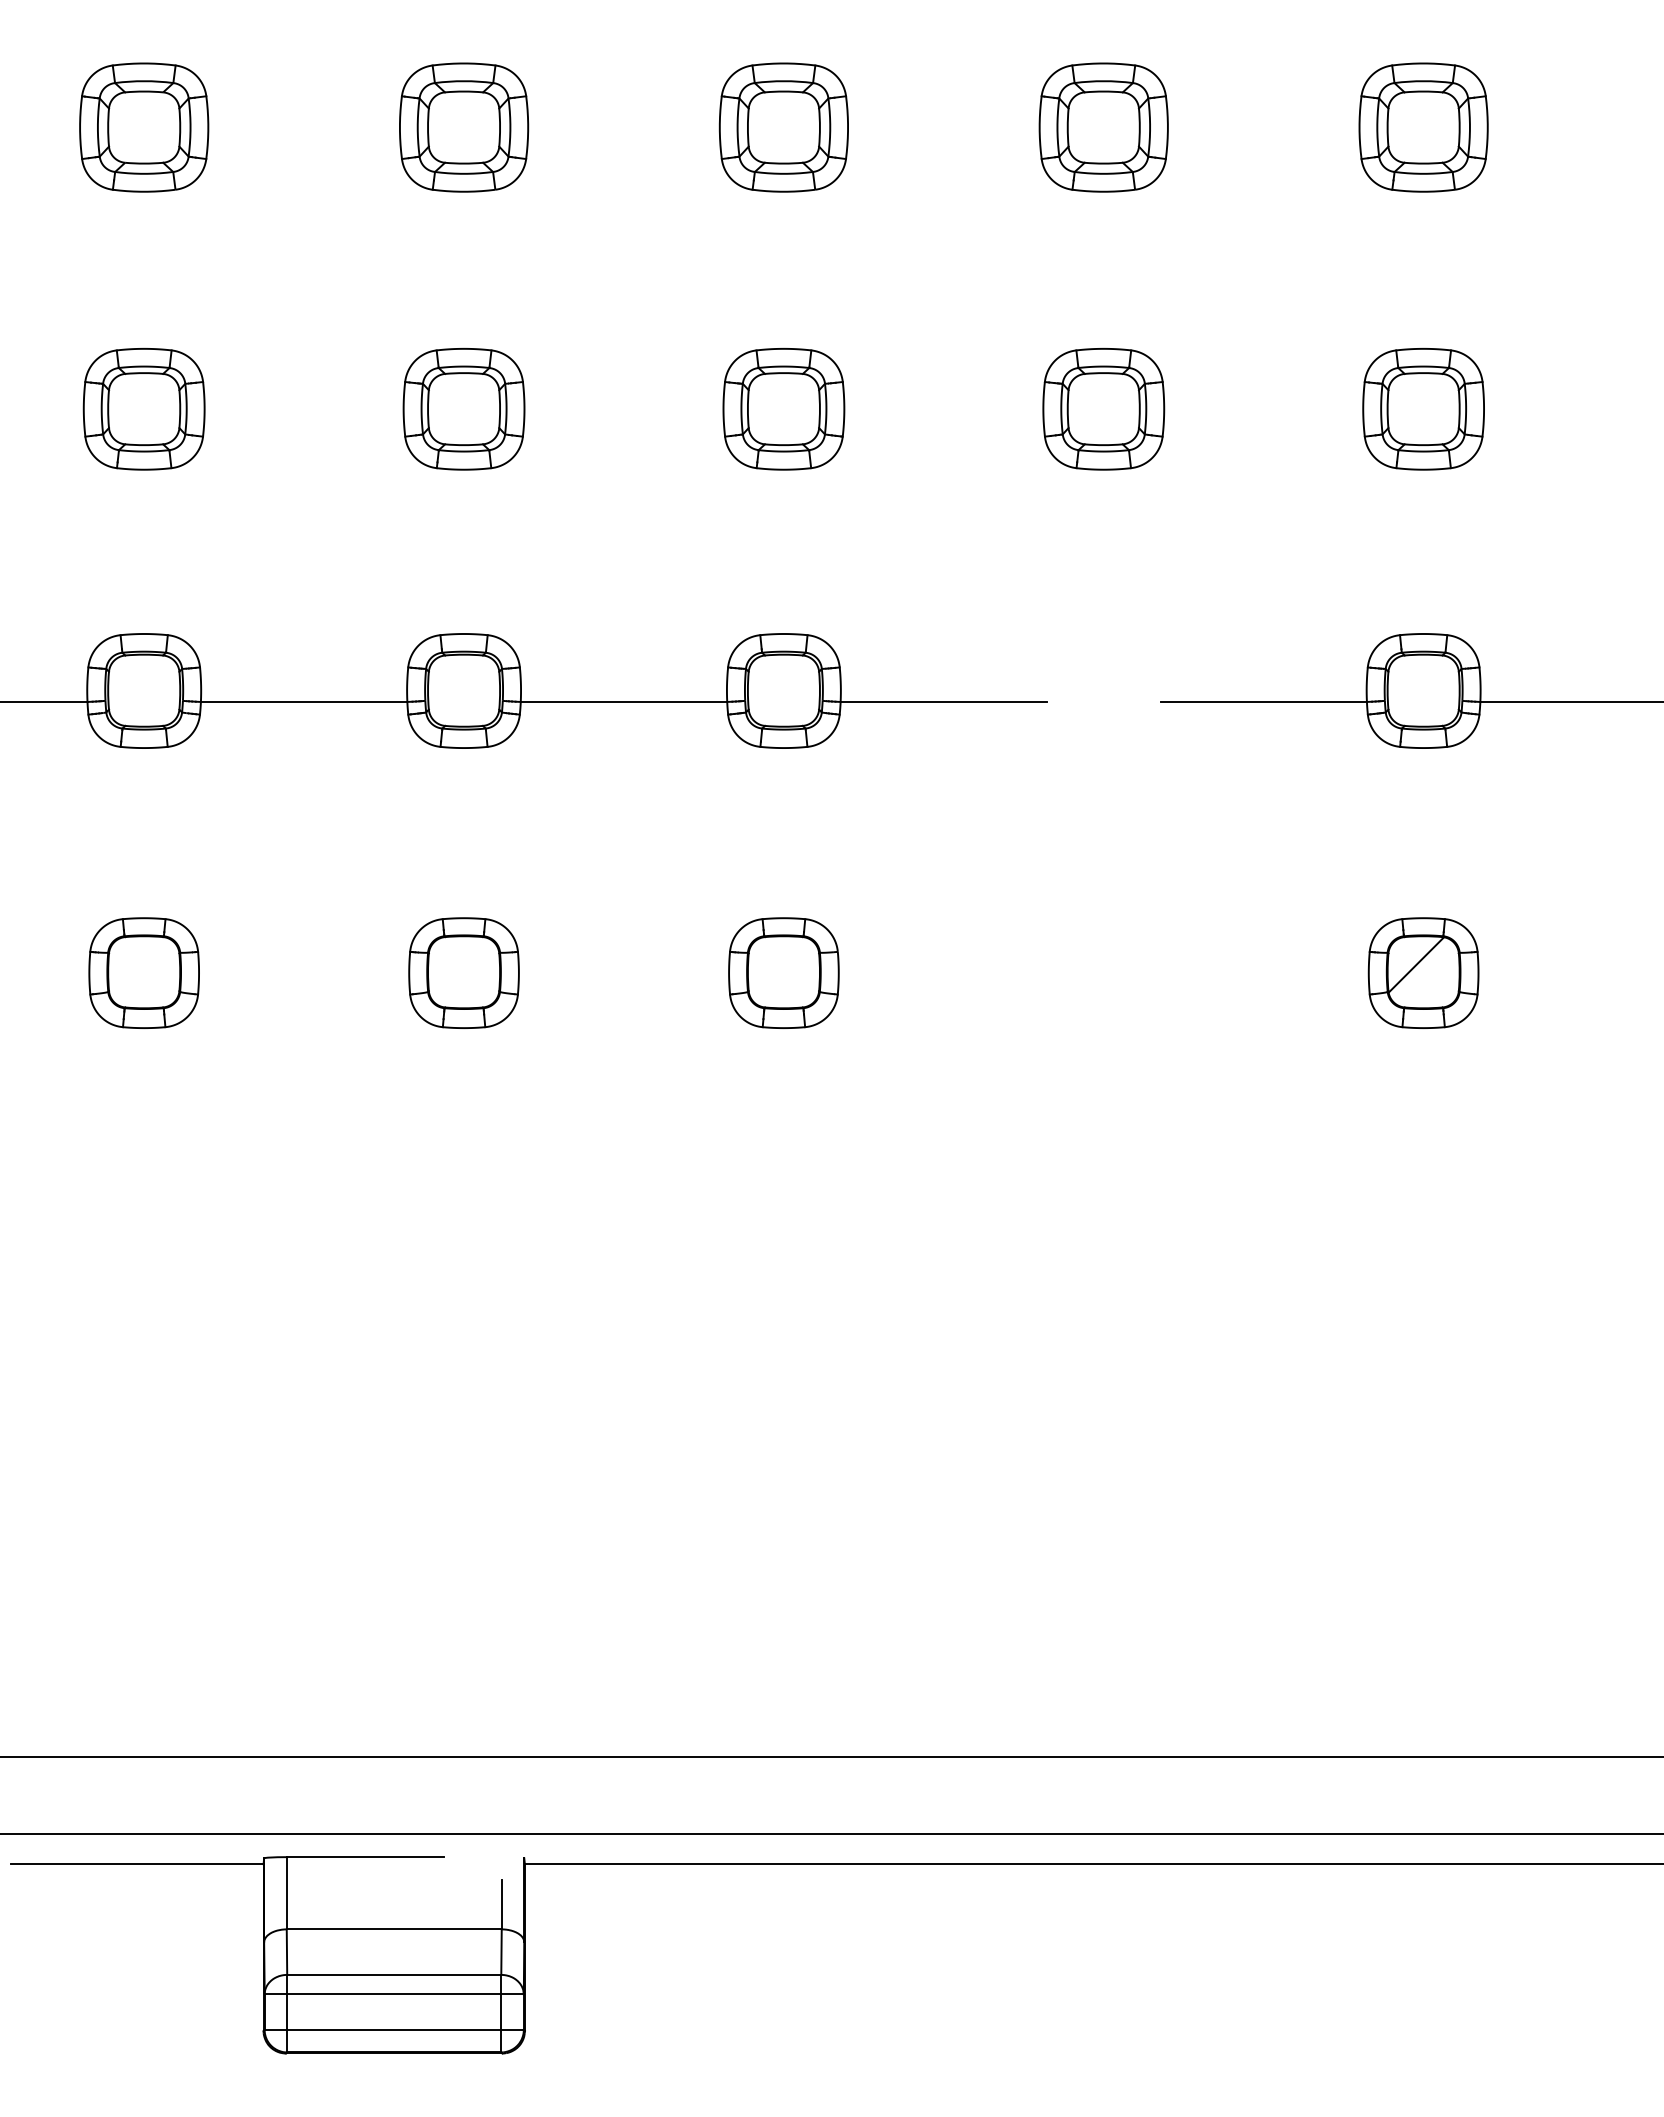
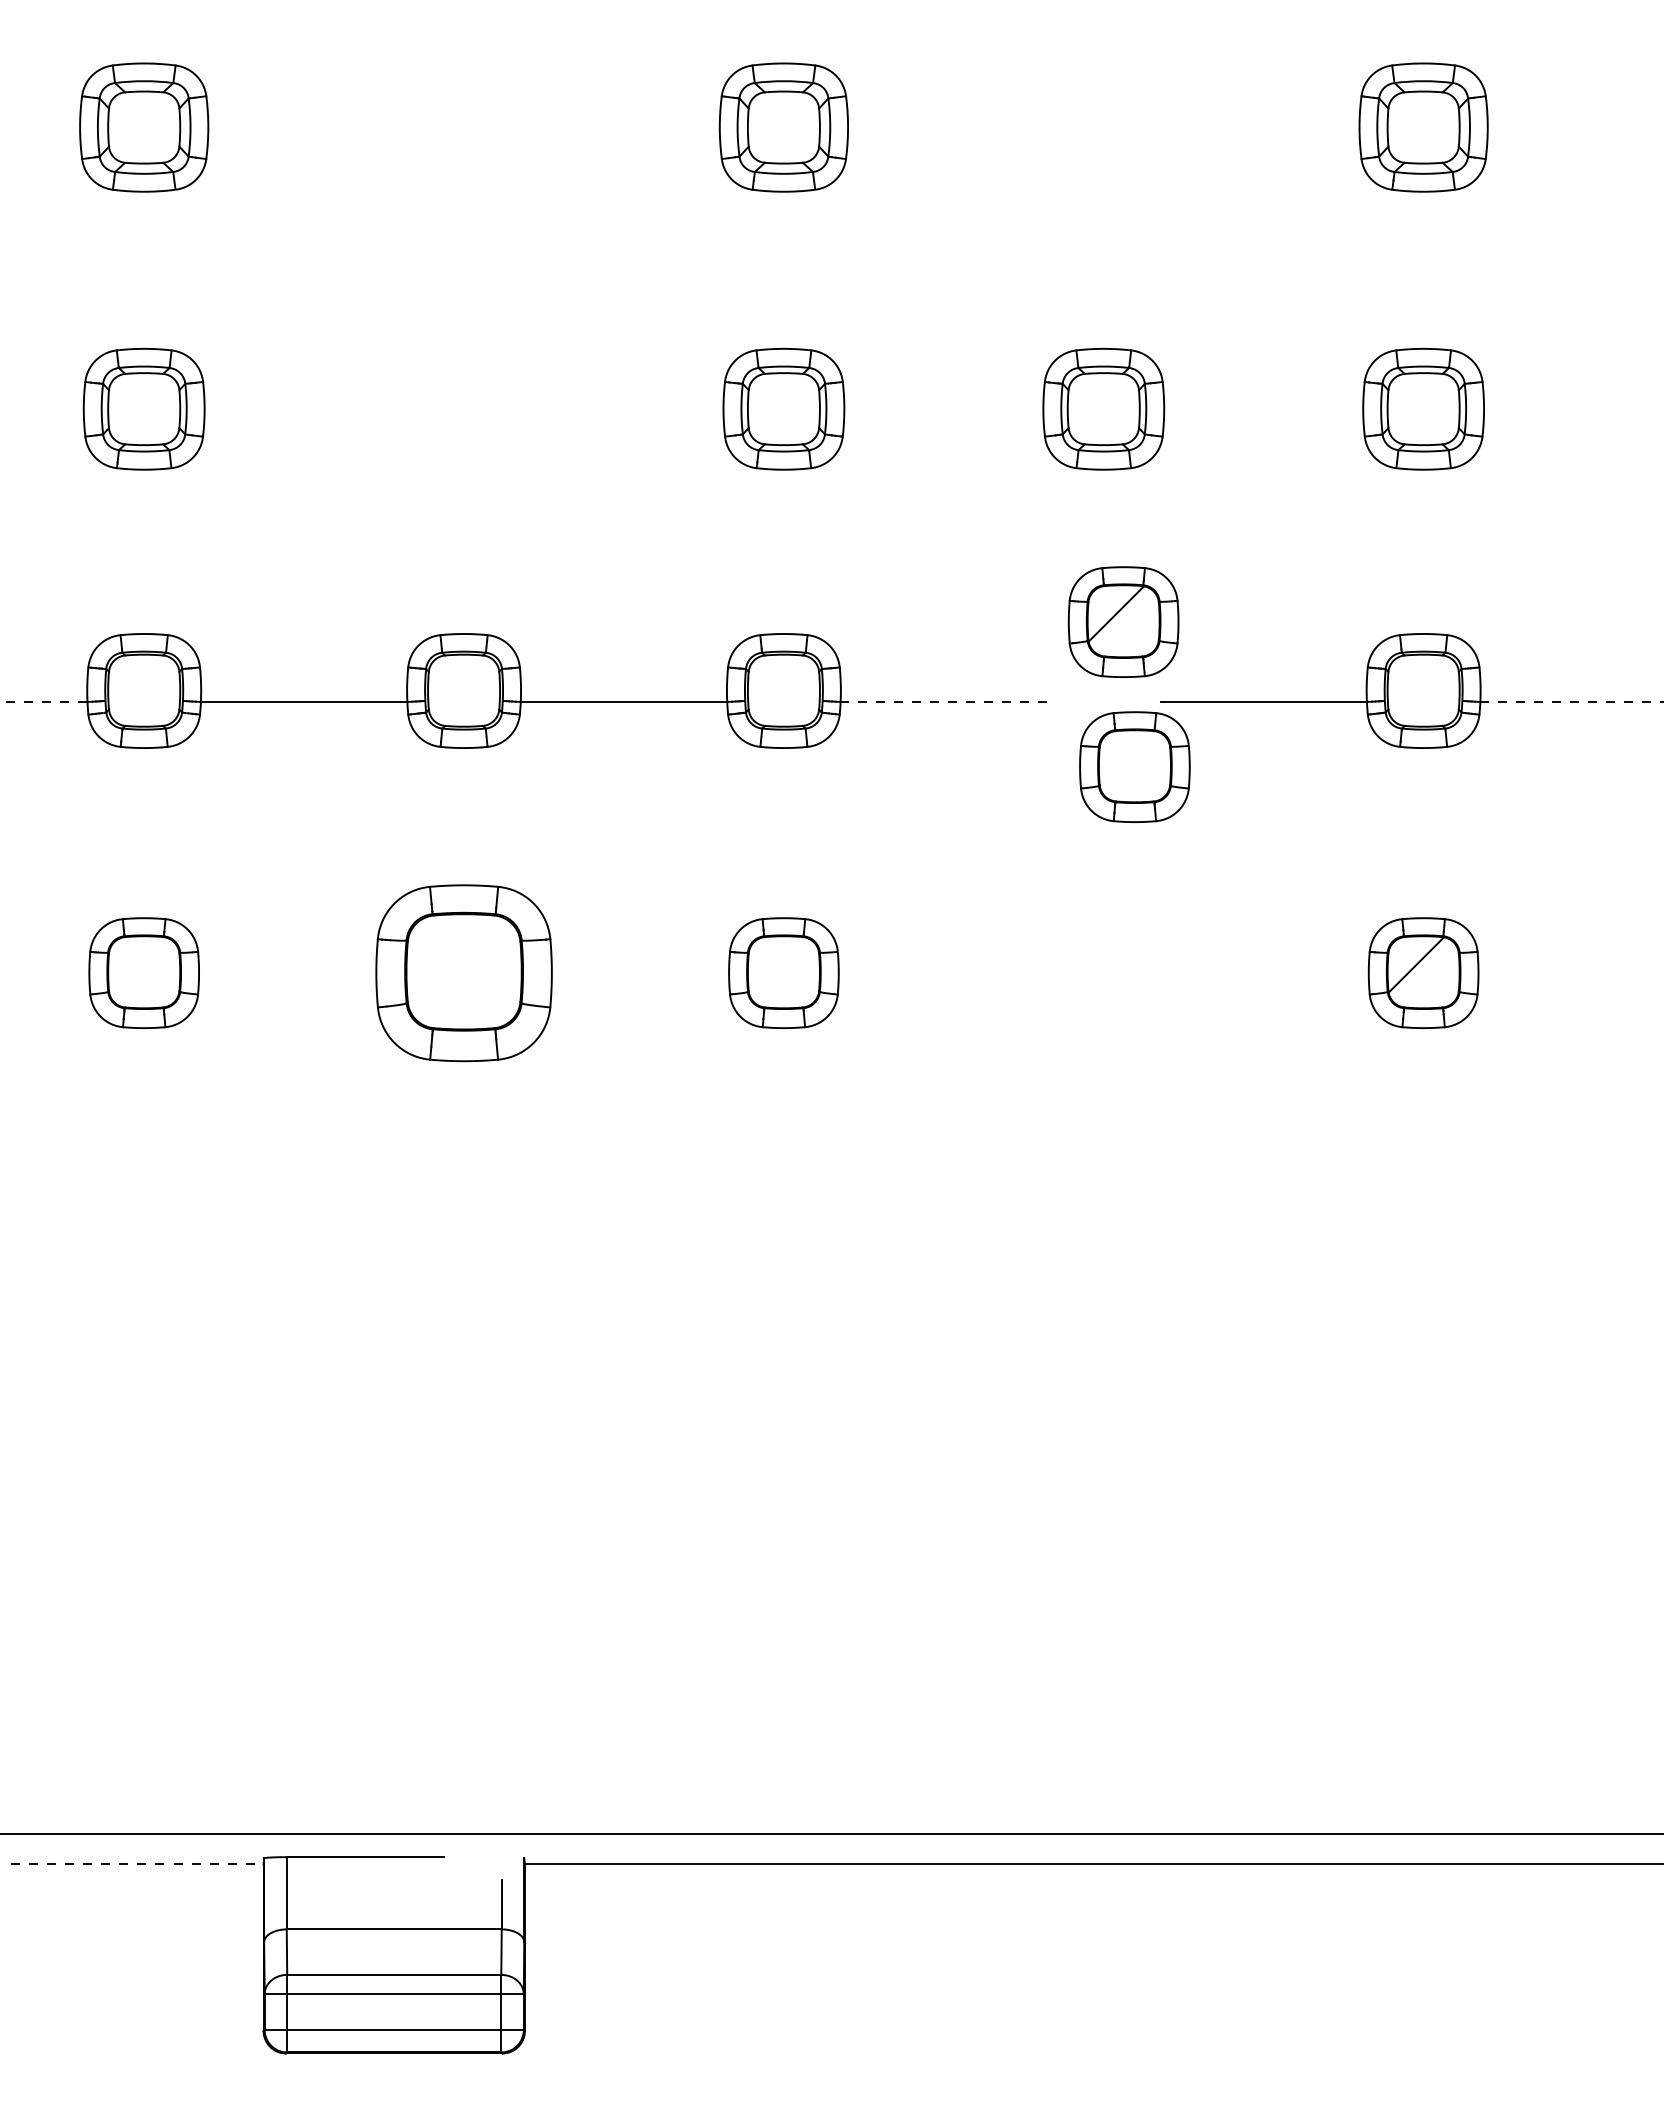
part: present -> none (464, 127)
part: present -> none (1103, 127)
part: present -> none (463, 409)
part: none -> present (1123, 621)
line: solid -> dashed (43, 701)
line: solid -> dashed (943, 701)
line: solid -> dashed (1572, 701)
part: none -> present (1134, 766)
part size: 112x112 px -> 178x179 px (463, 973)
line: present -> none (831, 1757)
line: solid -> dashed (137, 1864)
